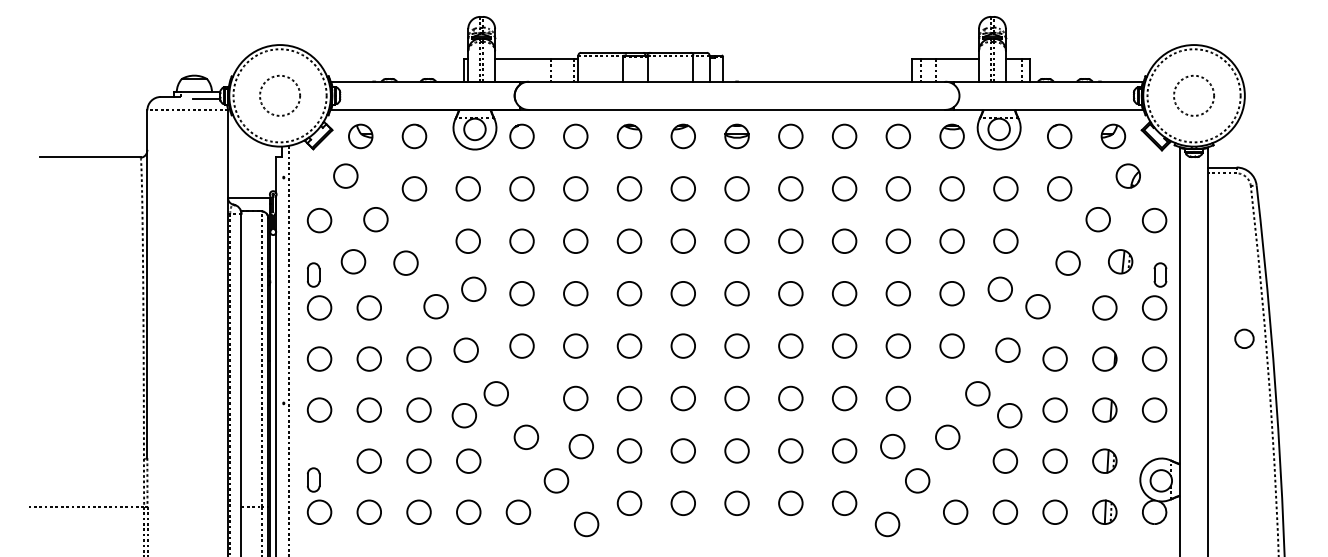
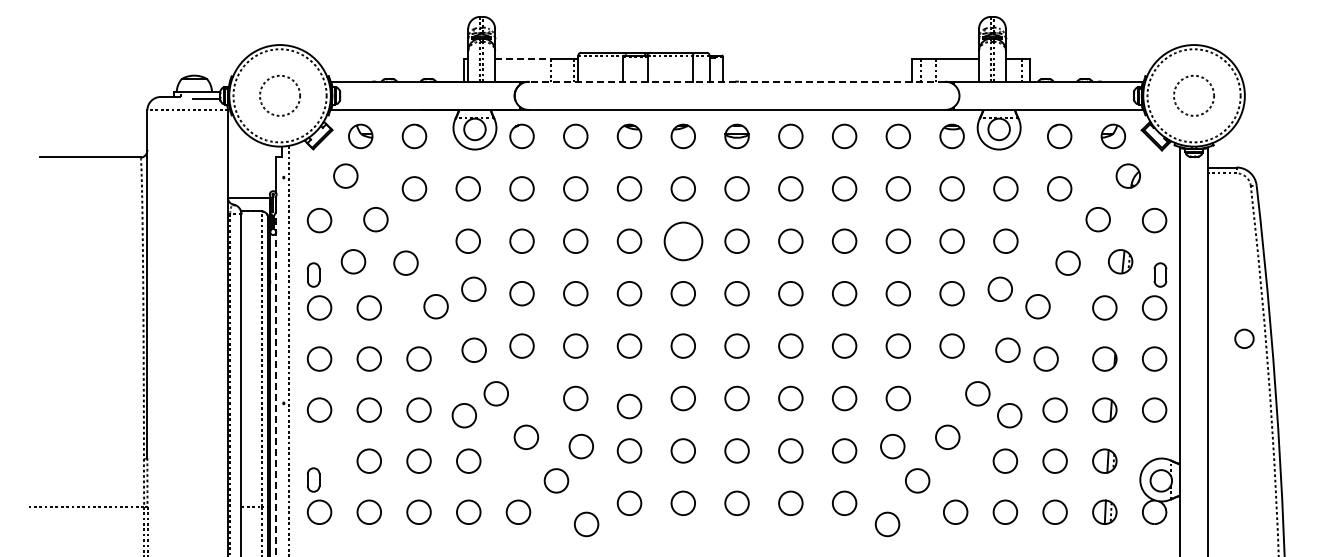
line: solid -> dashed (522, 58)
line: solid -> dashed (736, 81)
circle size: 26x26 px -> 41x41 px (683, 241)
circle position: (465, 349) -> (473, 349) (473, 349)
circle position: (1054, 358) -> (1045, 358) (1045, 358)
line: solid -> dashed (276, 376)
circle position: (629, 398) -> (629, 406) (629, 406)
